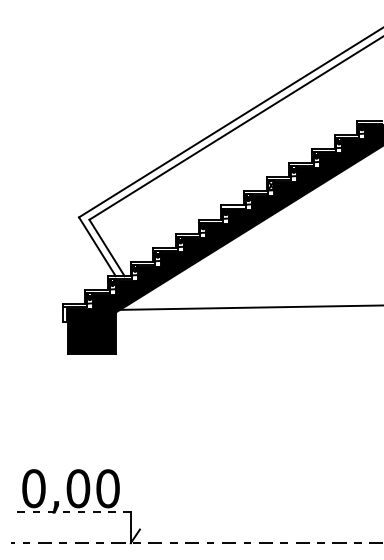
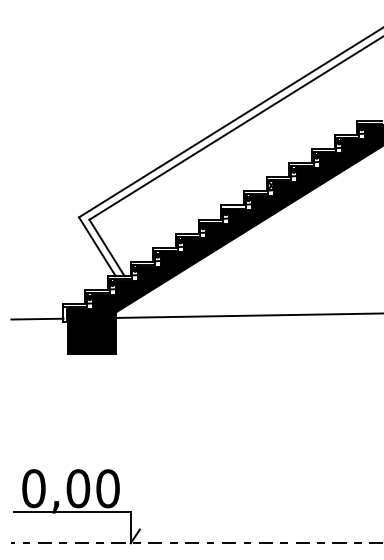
line position: (247, 307) -> (247, 315) (247, 315)
line: none -> present (37, 318)
line: dashed -> solid (72, 512)
